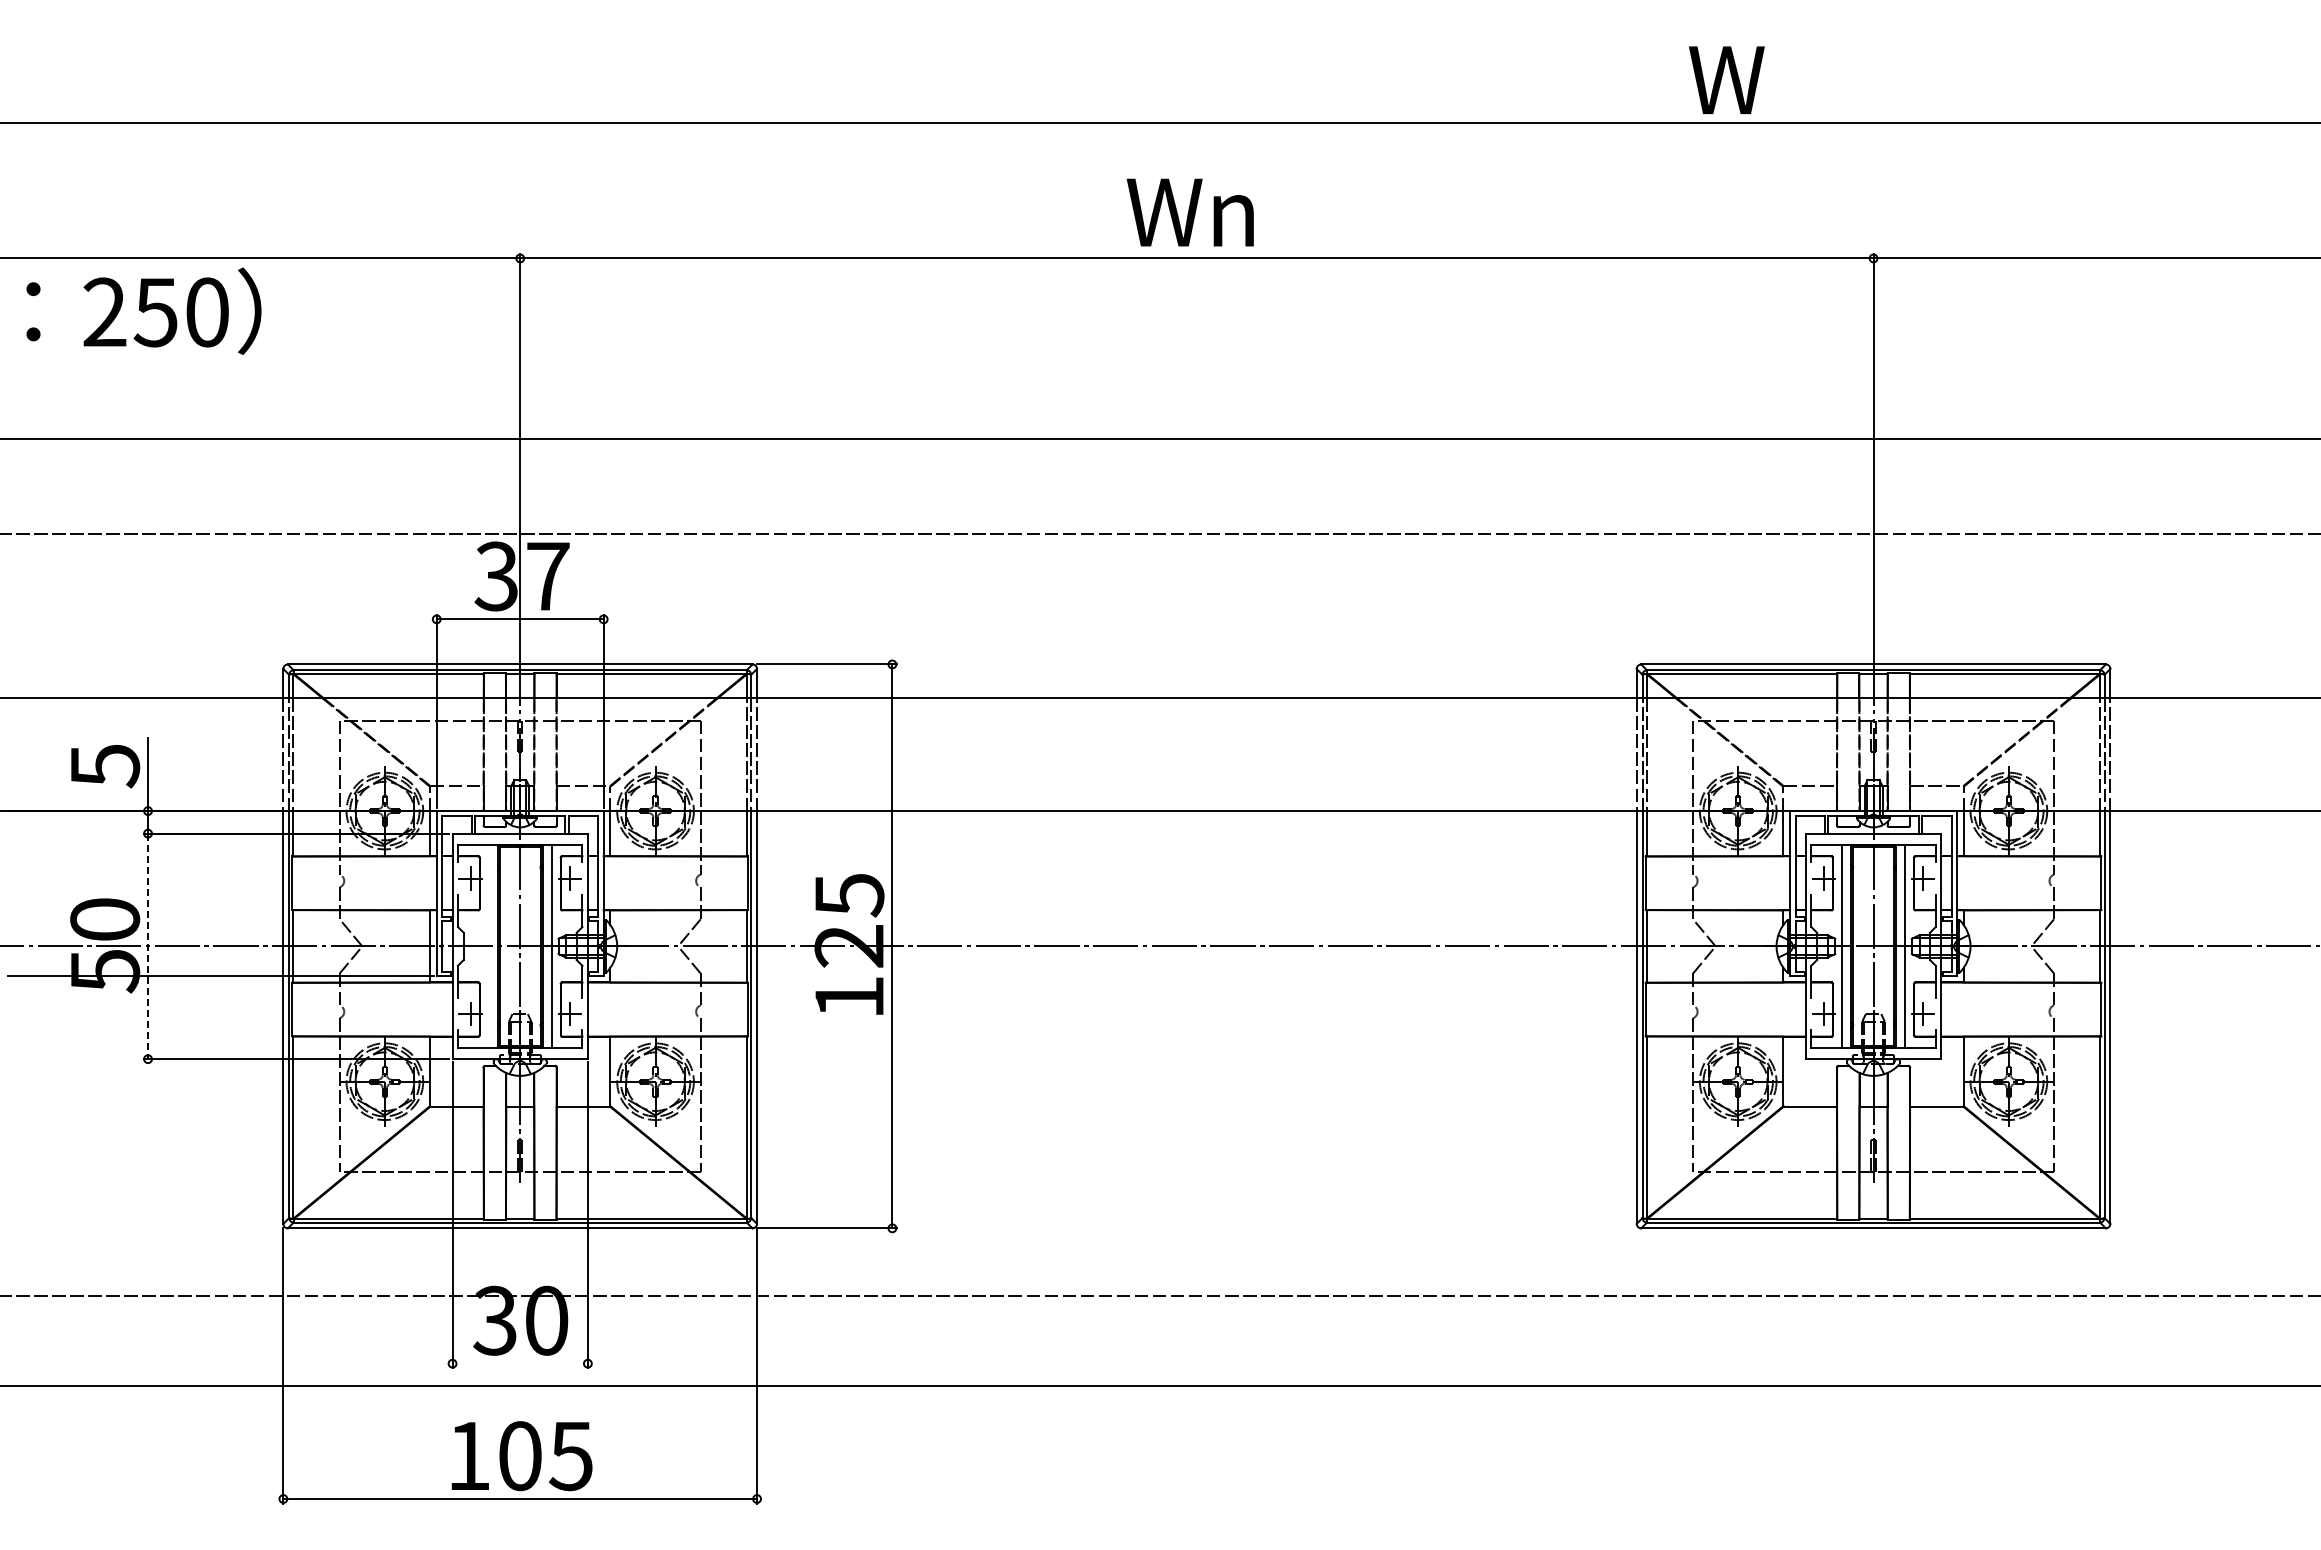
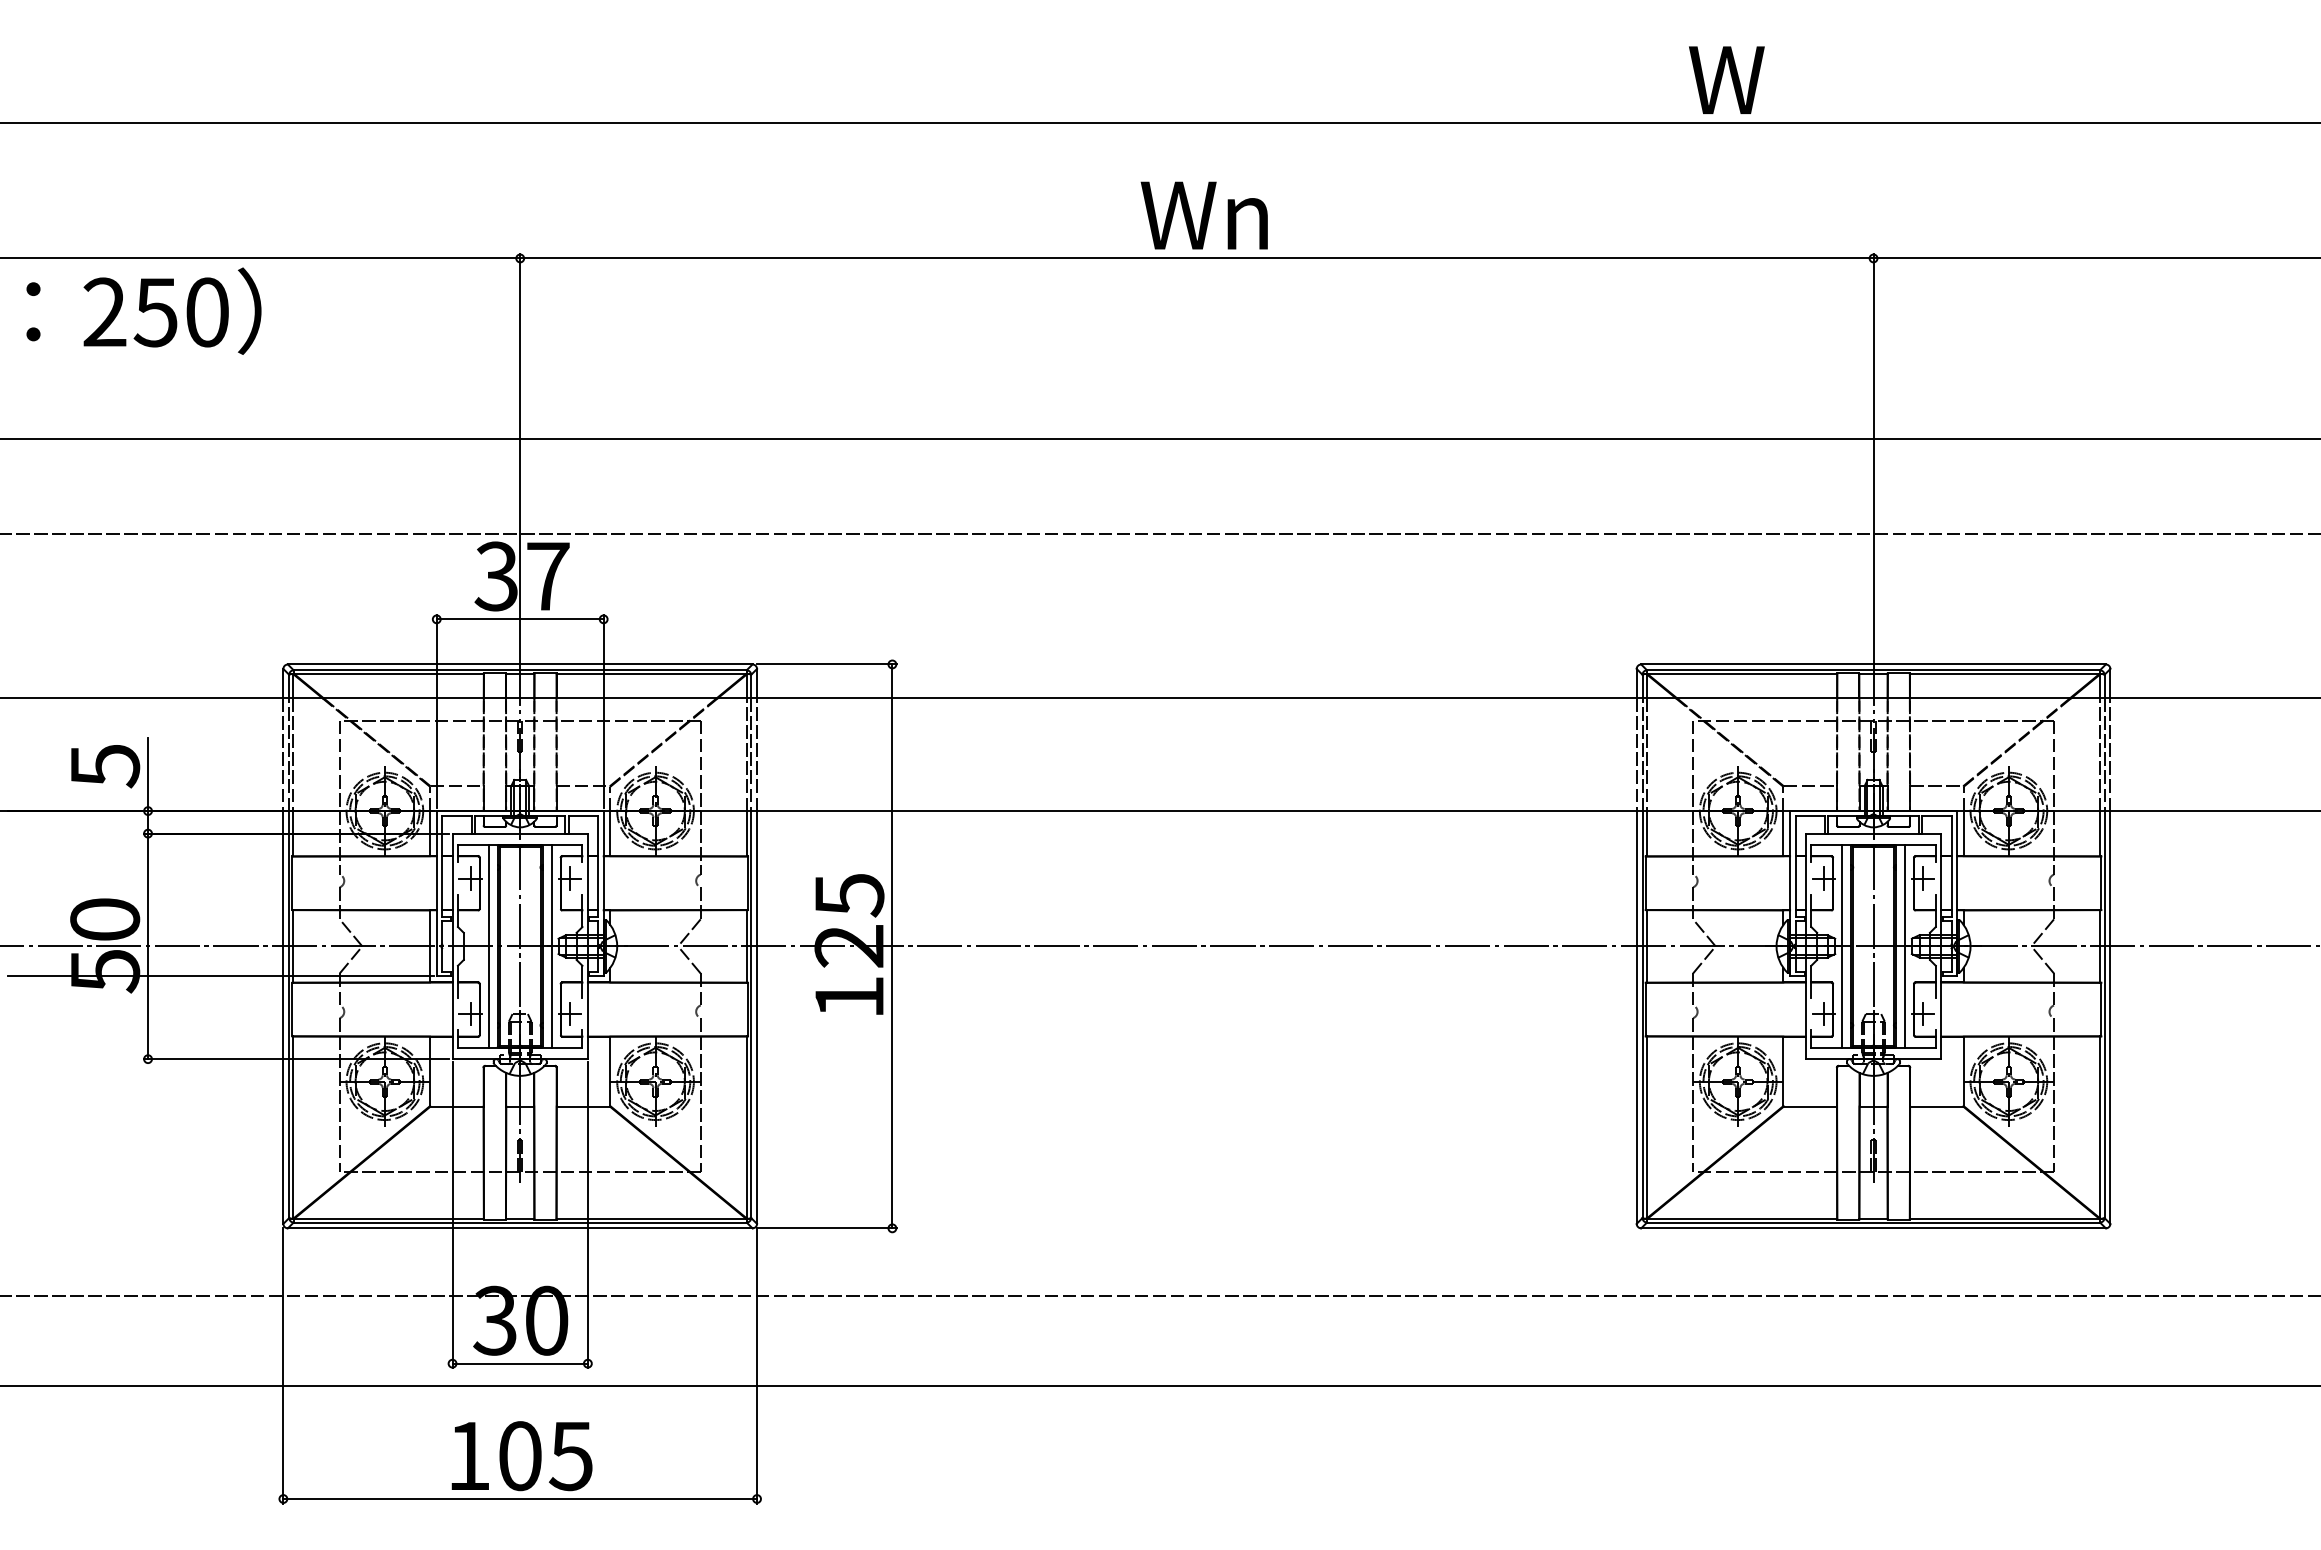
text position: (1189, 212) -> (1203, 215) (1203, 215)
line: none -> present (488, 945)
line: dashed -> solid (148, 946)
line: none -> present (519, 1363)
